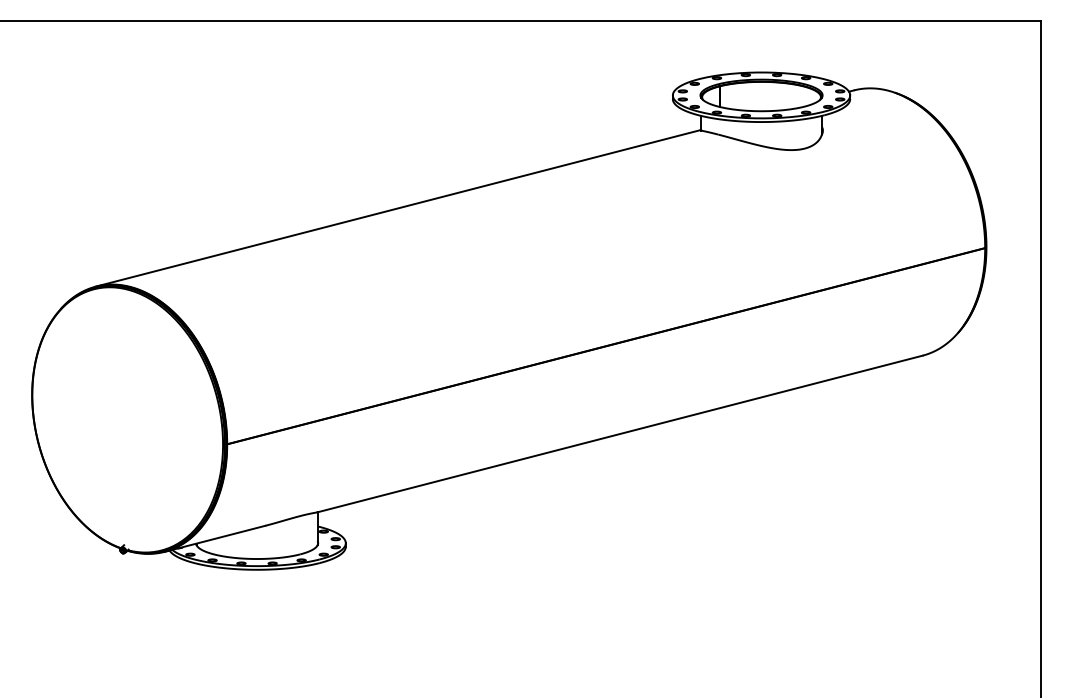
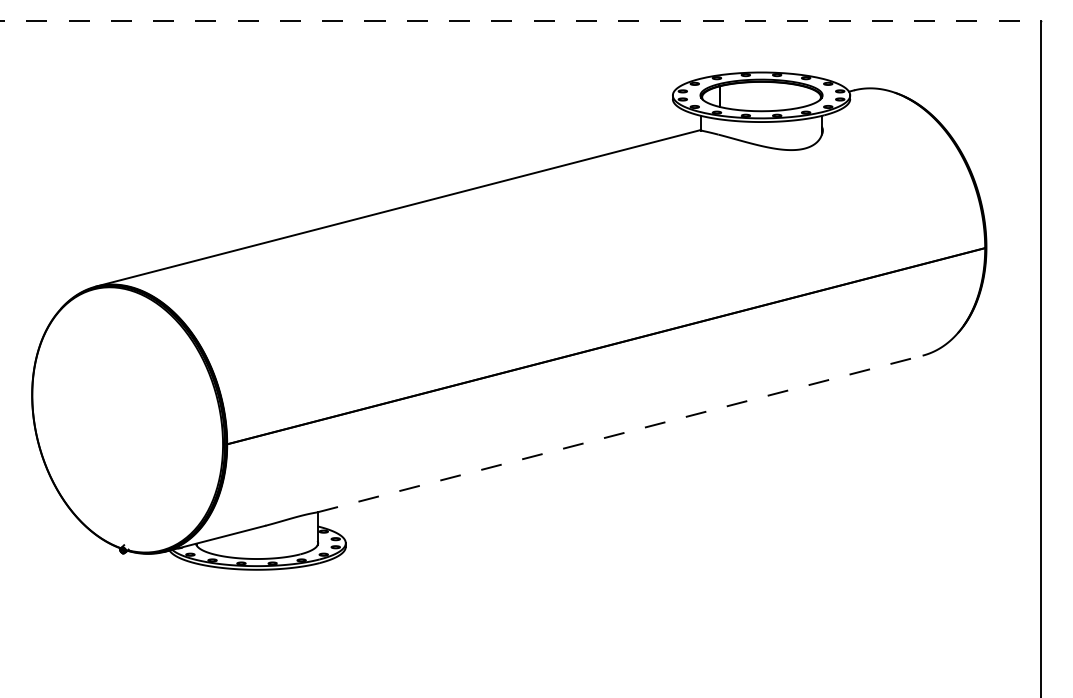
line: solid -> dashed (520, 20)
line: solid -> dashed (620, 434)
